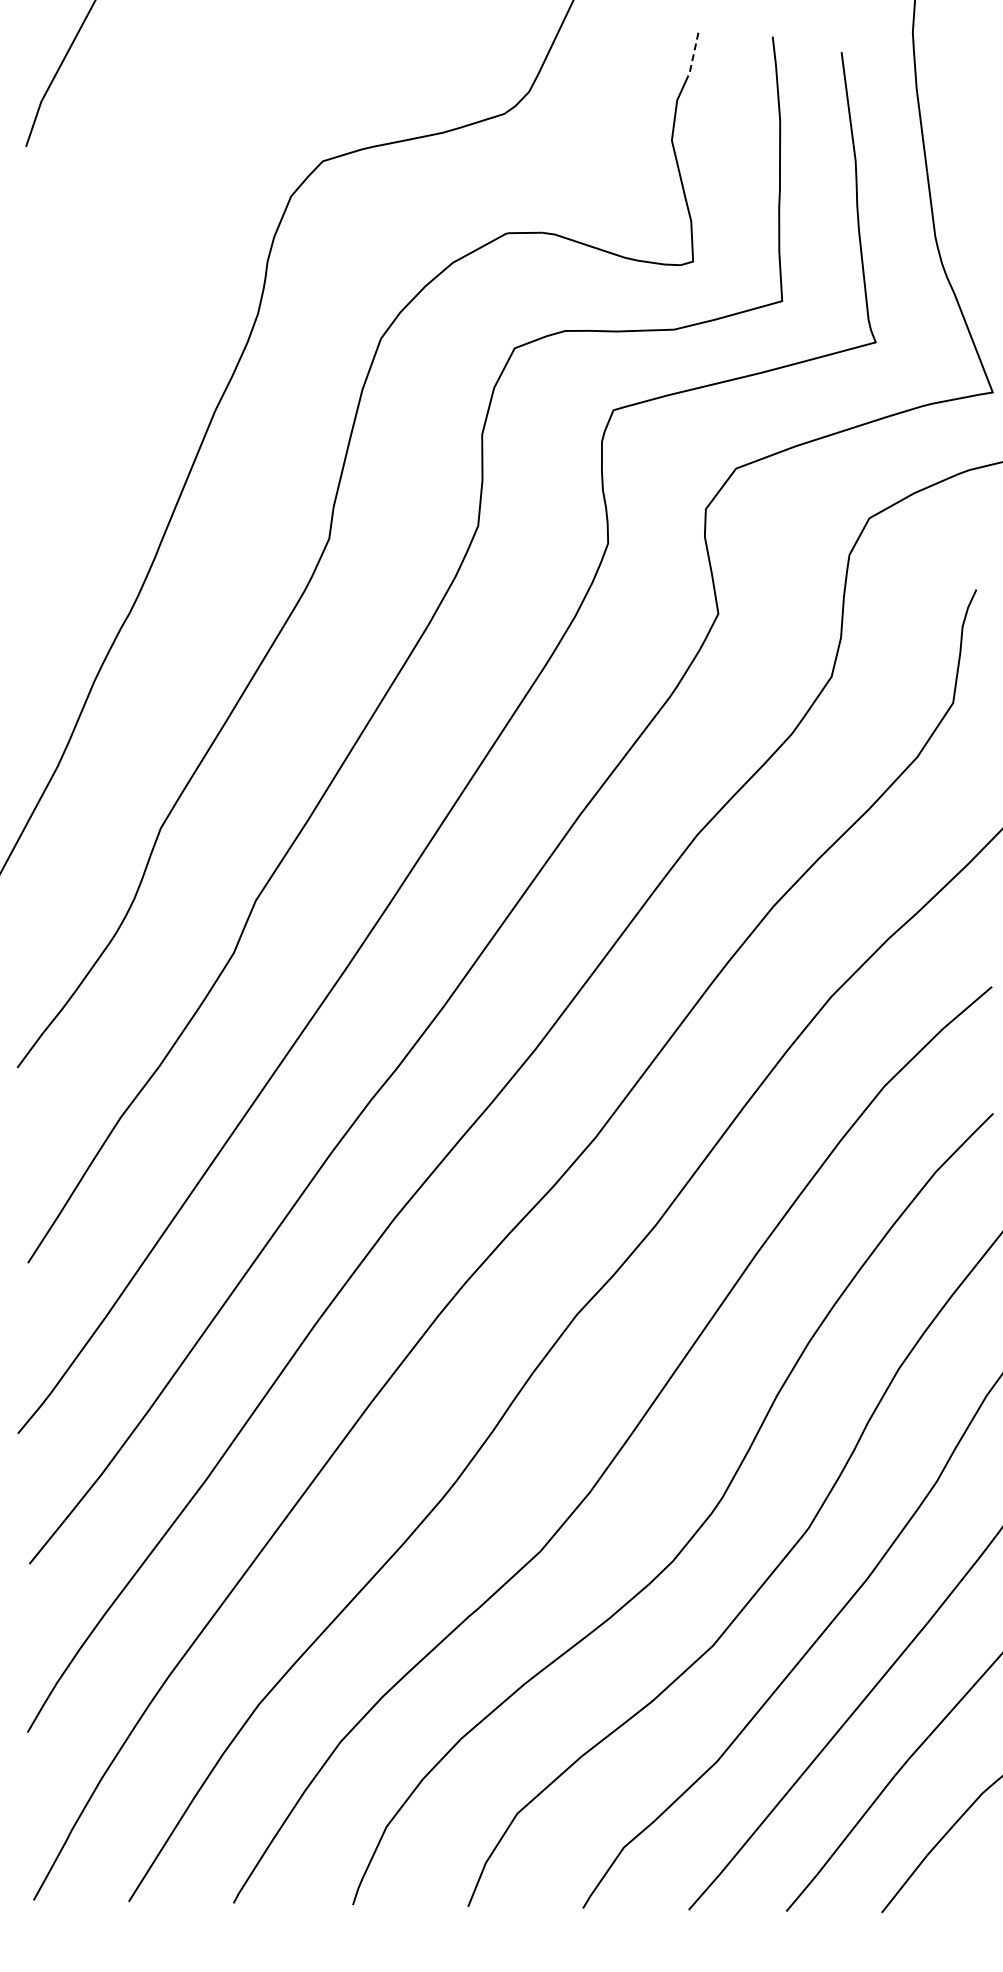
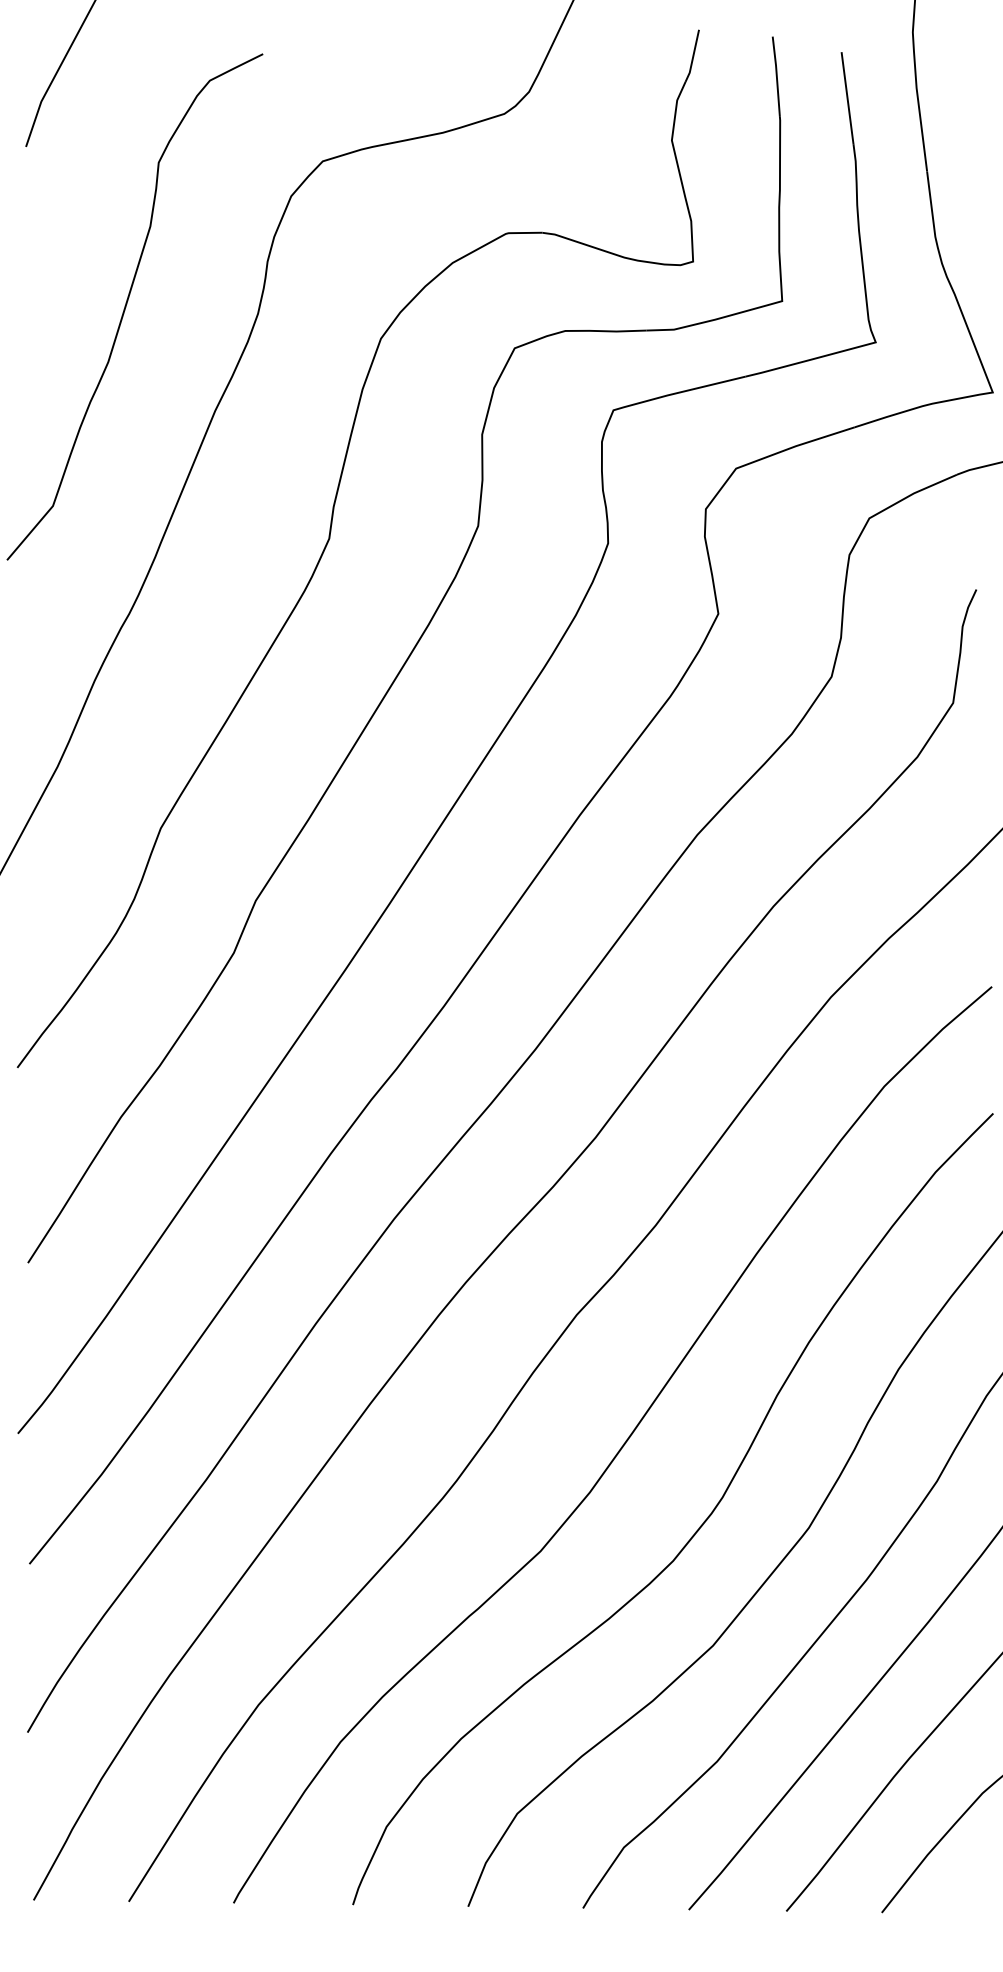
line: dashed -> solid (693, 57)
curve: none -> present (127, 304)
